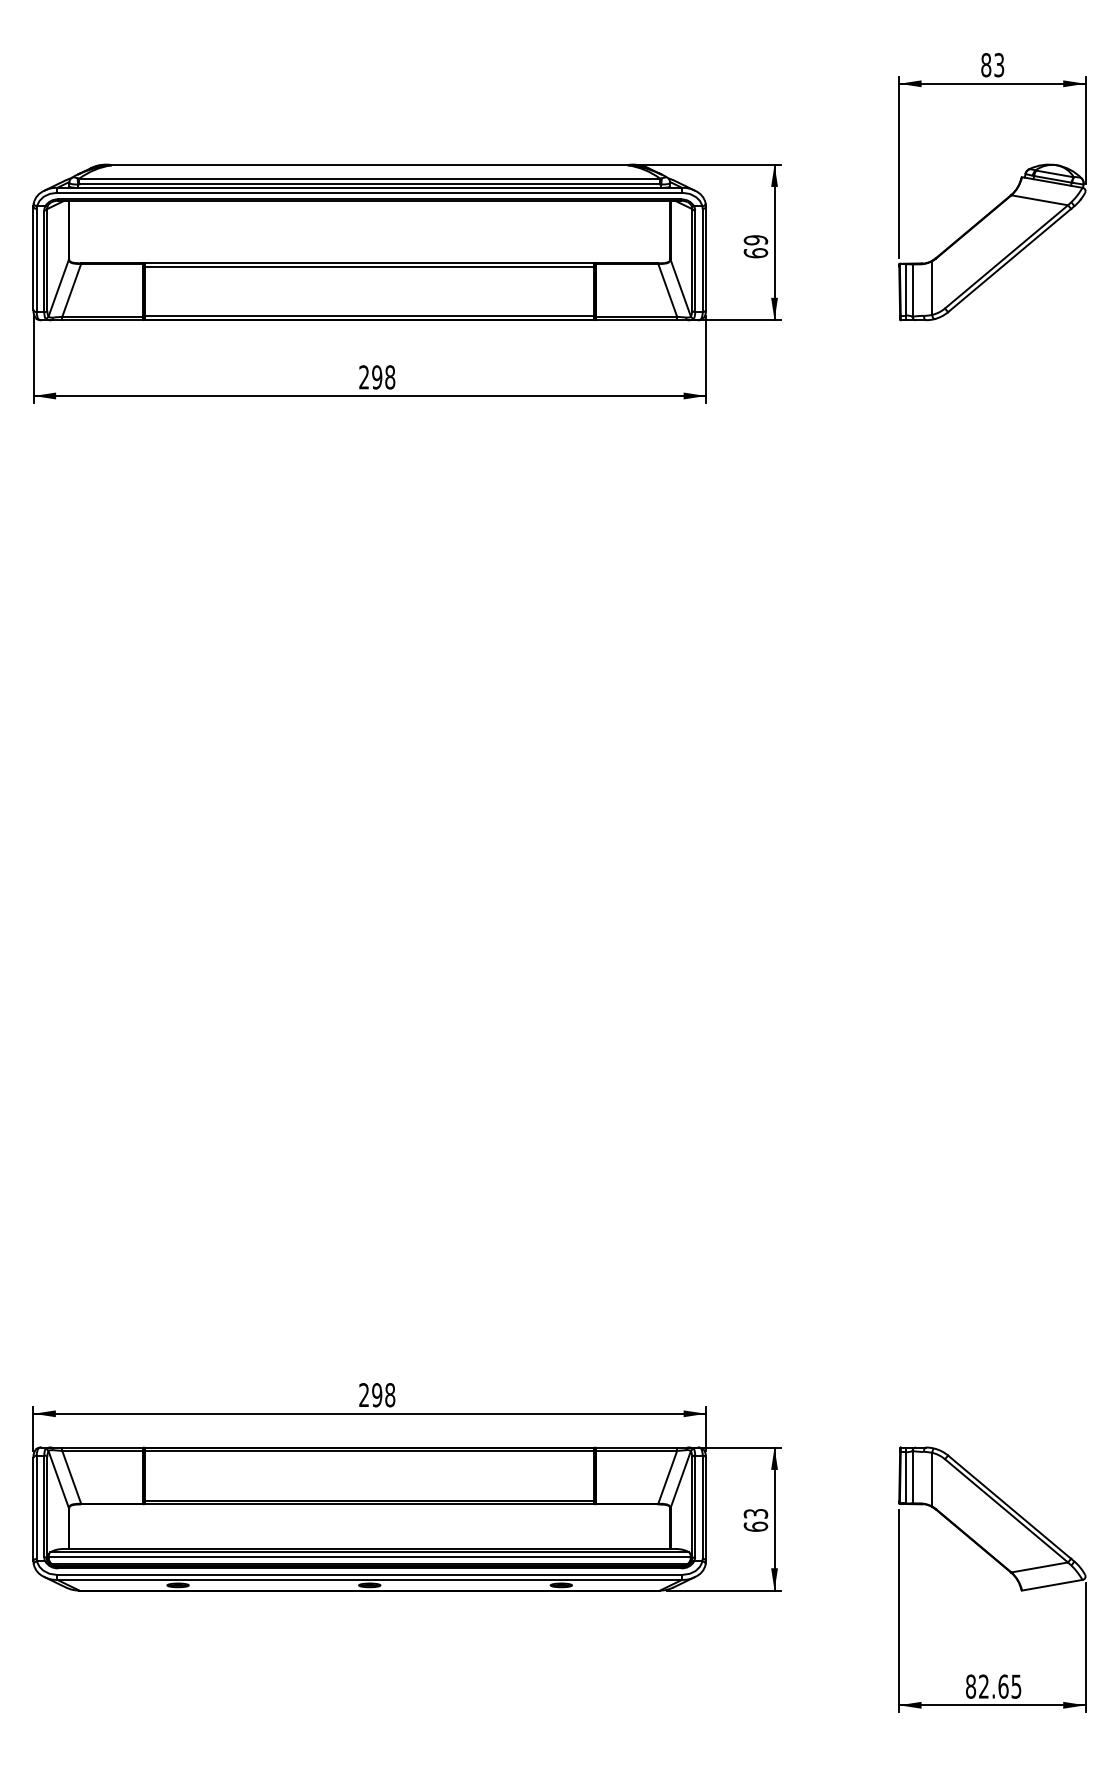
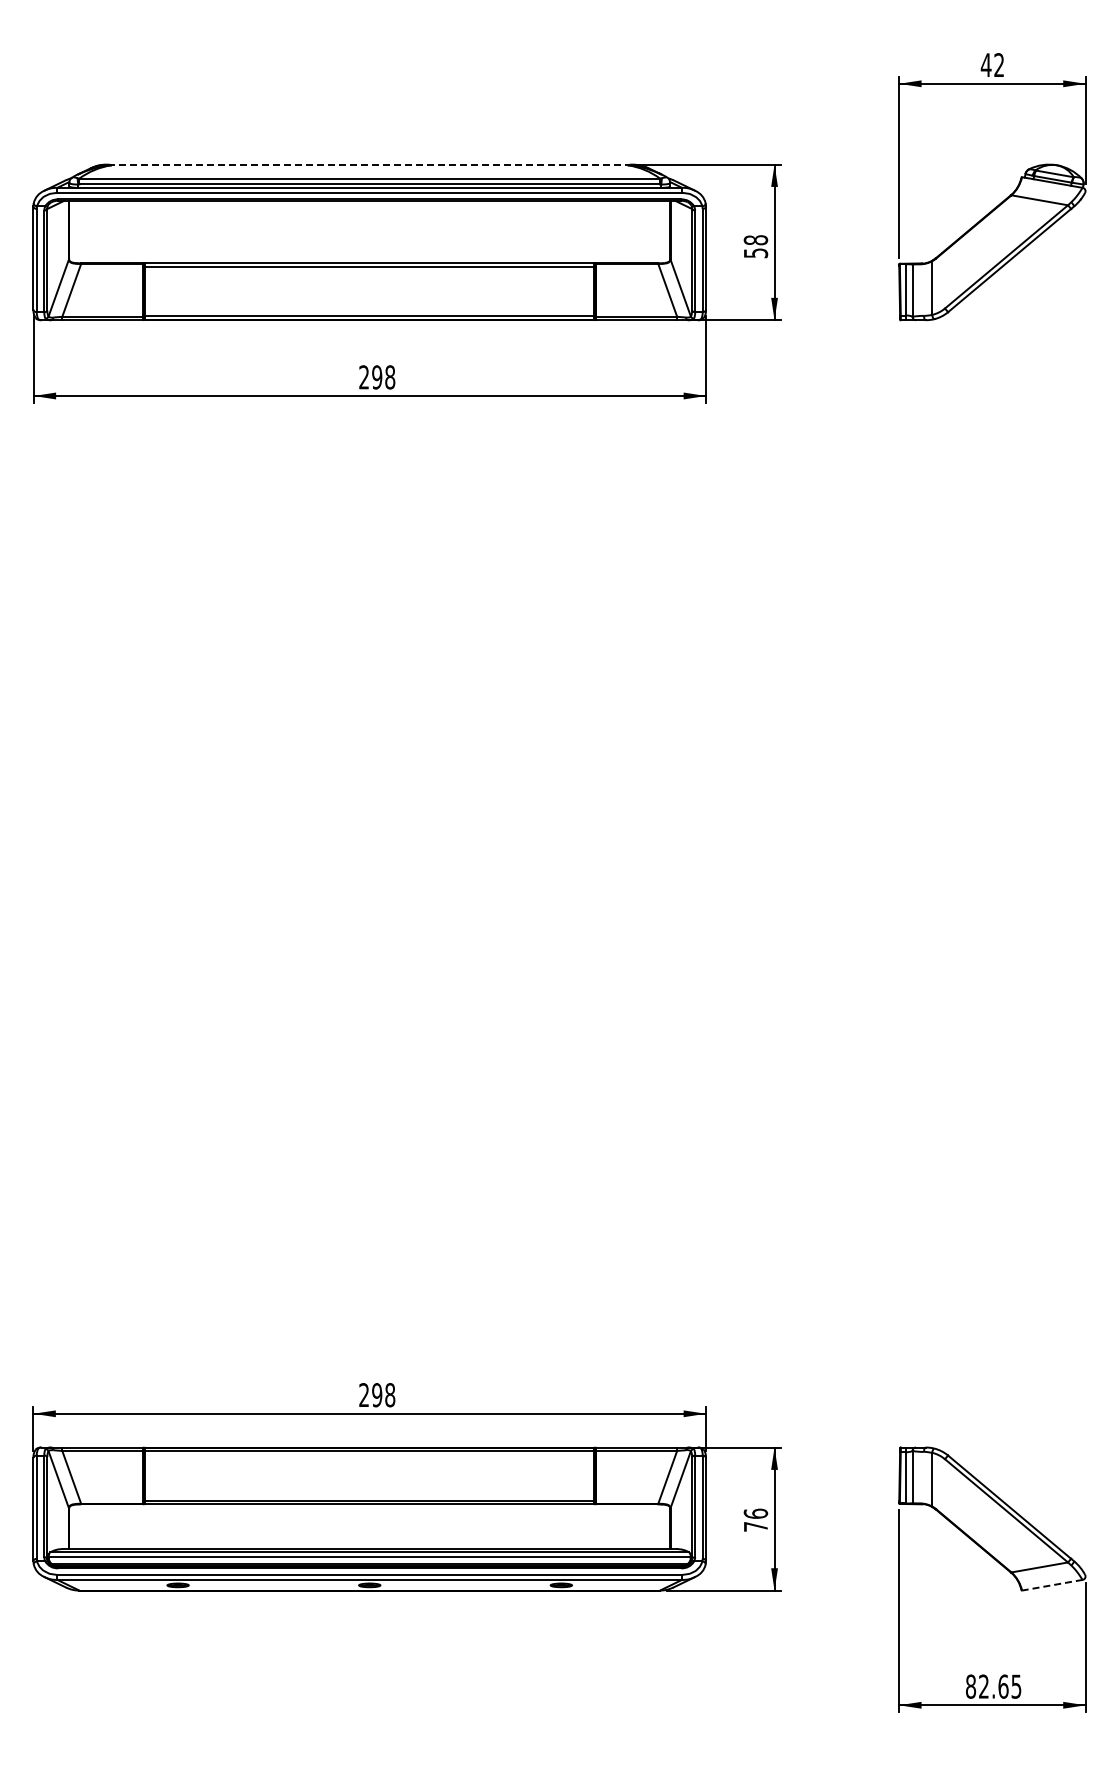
text: 83 -> 42 (992, 65)
line: solid -> dashed (369, 164)
text: 69 -> 58 (755, 246)
text: 63 -> 76 (755, 1519)
line: solid -> dashed (1052, 1585)
